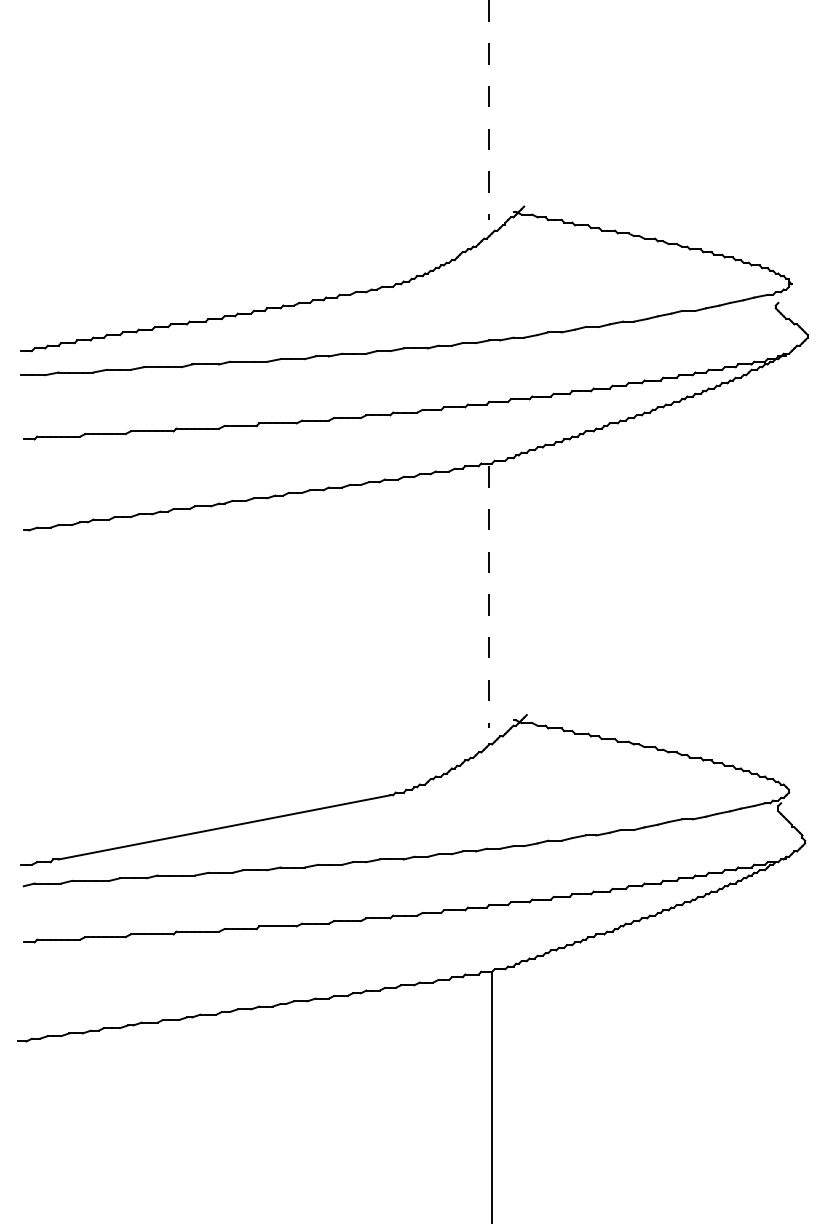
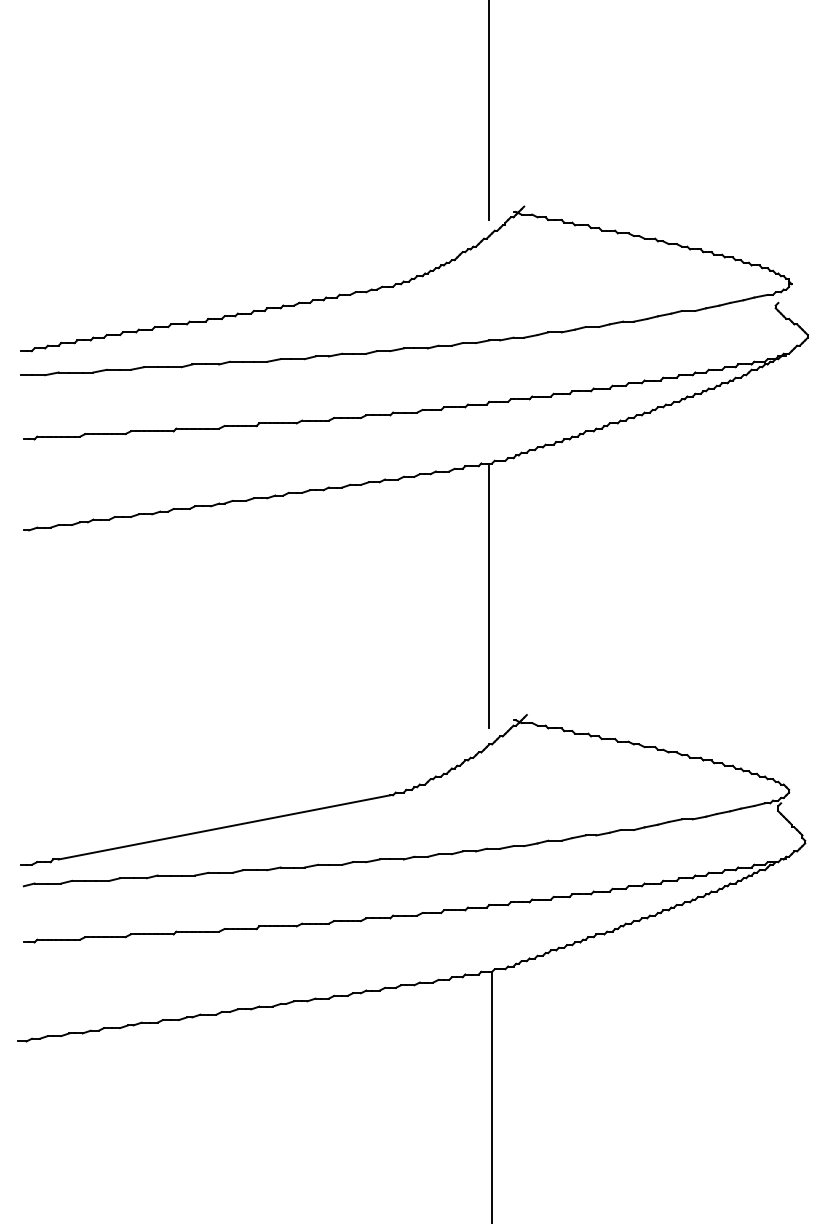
line: dashed -> solid (489, 110)
line: dashed -> solid (489, 597)
